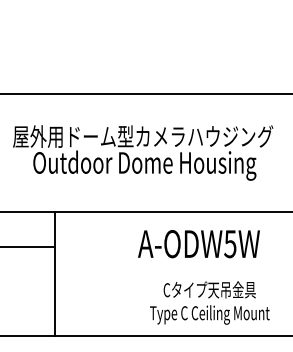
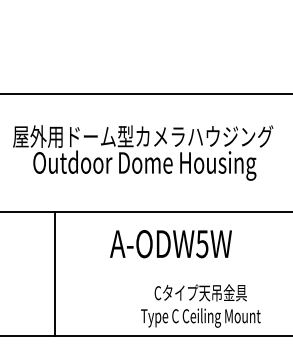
text position: (198, 244) -> (170, 244) (170, 244)
line: present -> none (28, 246)
text position: (209, 302) -> (200, 305) (200, 305)
